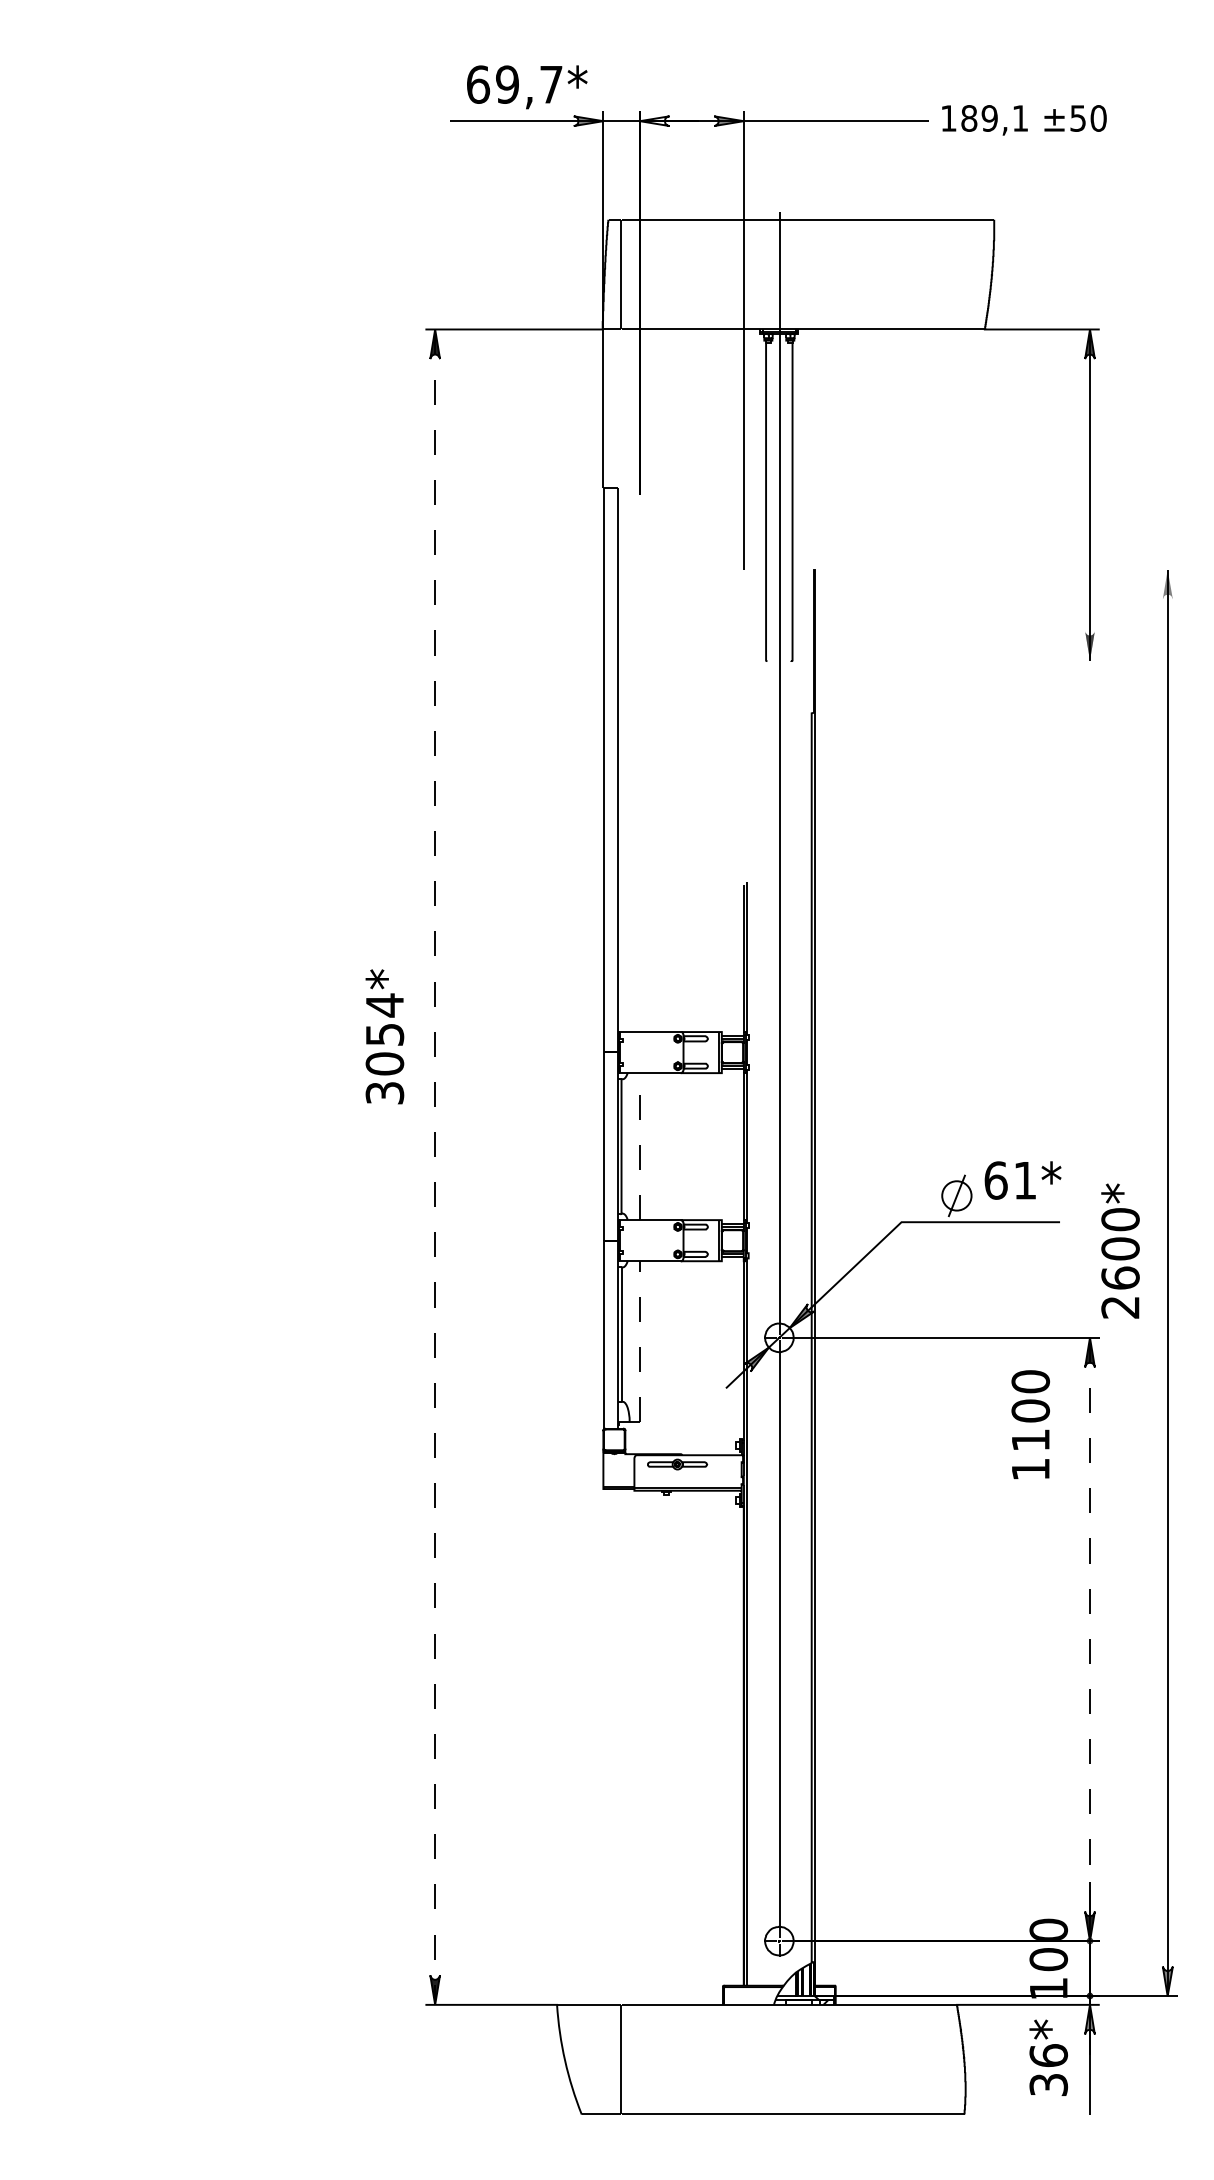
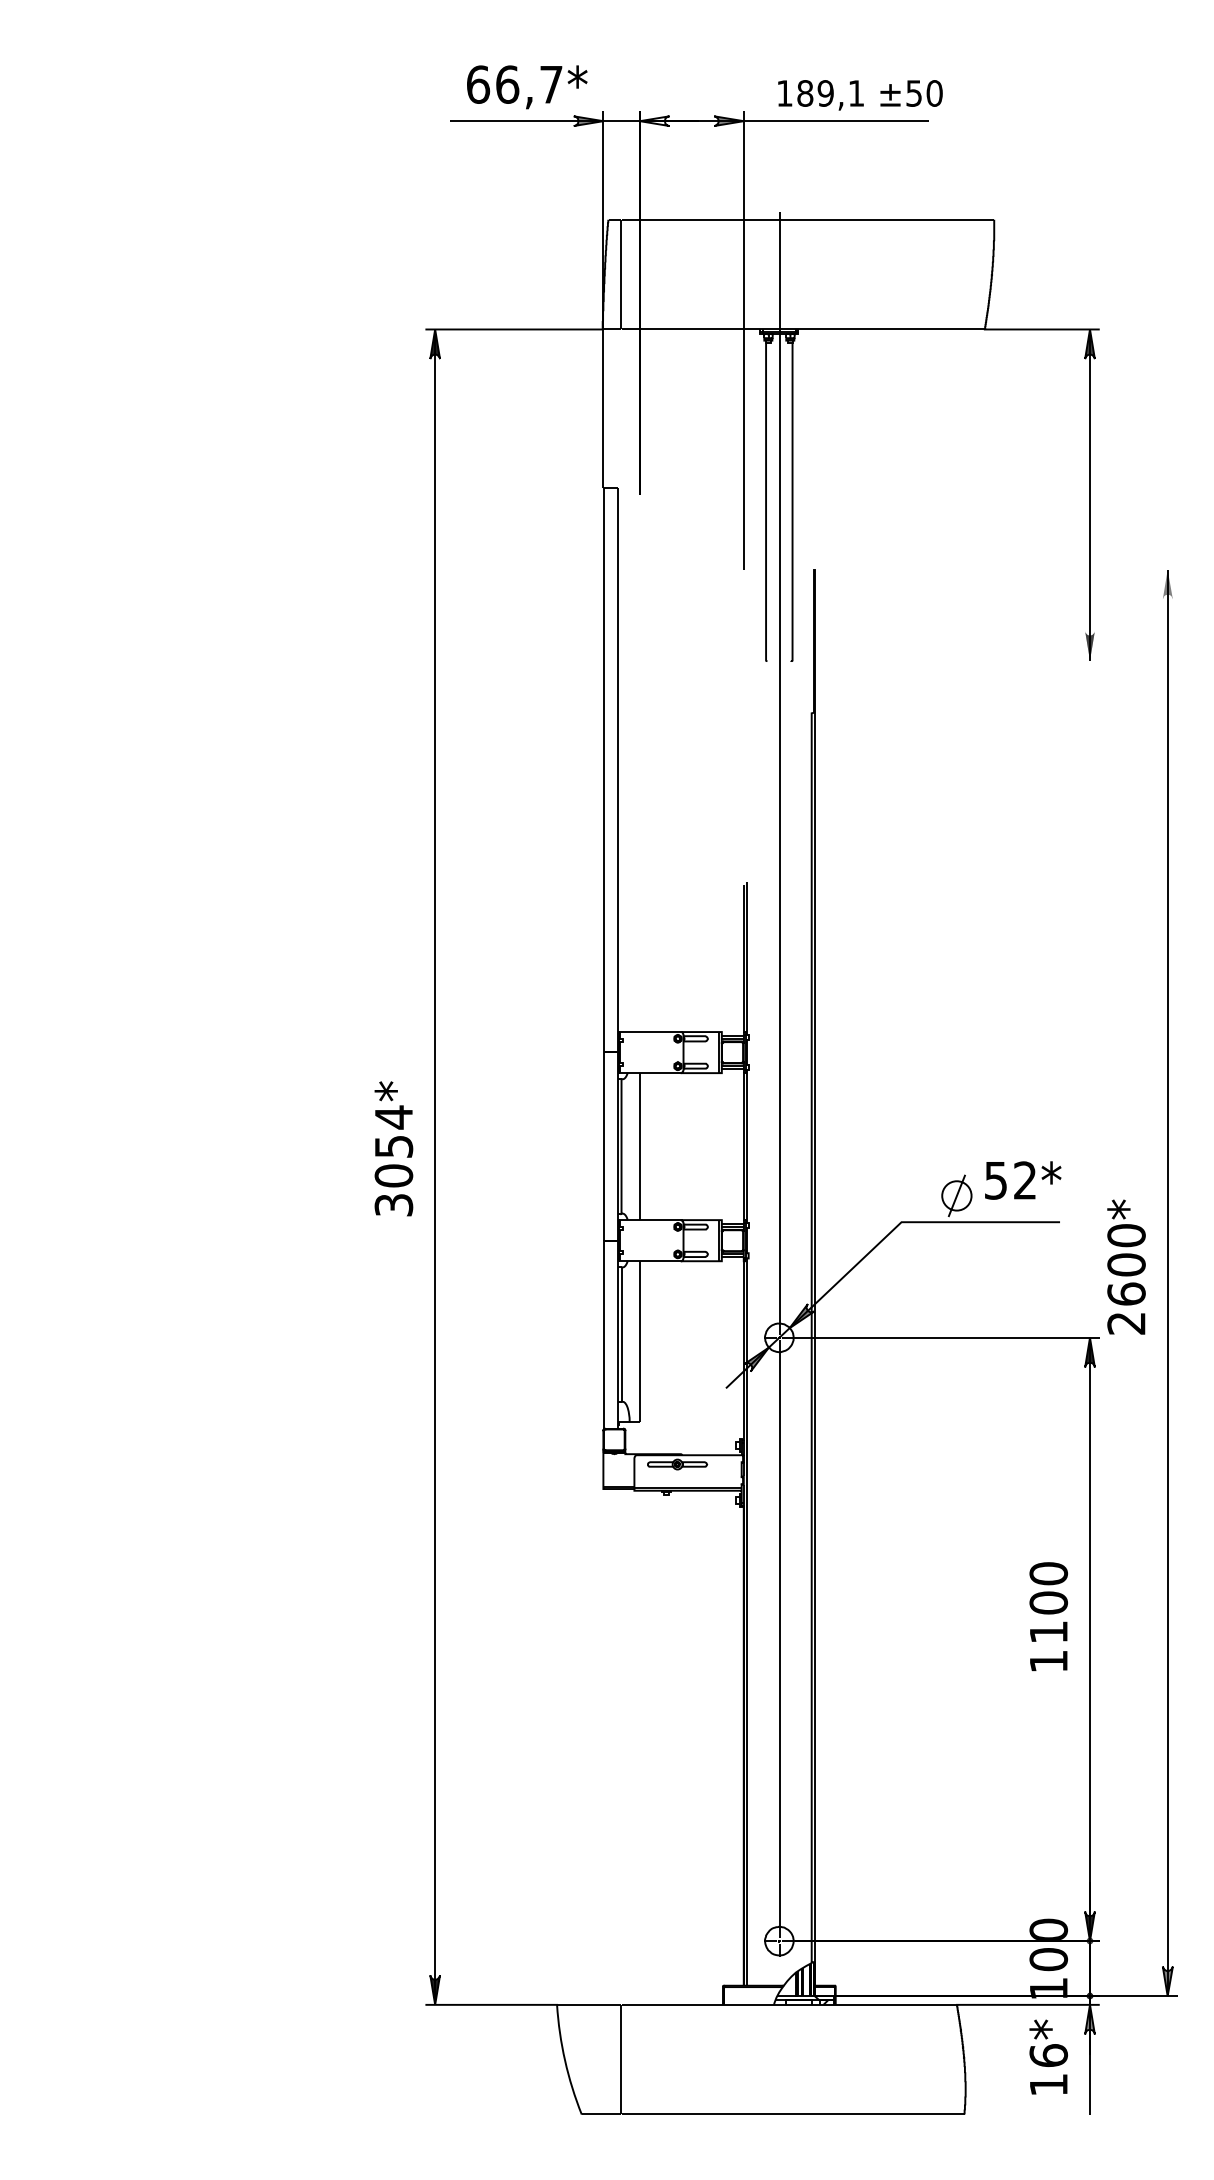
text: 69,7* -> 66,7* (507, 84)
text position: (1024, 120) -> (860, 95) (860, 95)
text position: (384, 1036) -> (393, 1148) (393, 1148)
line: dashed -> solid (640, 1146)
line: dashed -> solid (435, 1167)
text: 61* -> 52* (1009, 1180)
text position: (1120, 1250) -> (1126, 1266) (1126, 1266)
line: dashed -> solid (640, 1341)
text position: (1030, 1424) -> (1048, 1616) (1048, 1616)
line: dashed -> solid (1089, 1639)
text: 36* -> 16* (1048, 2084)
